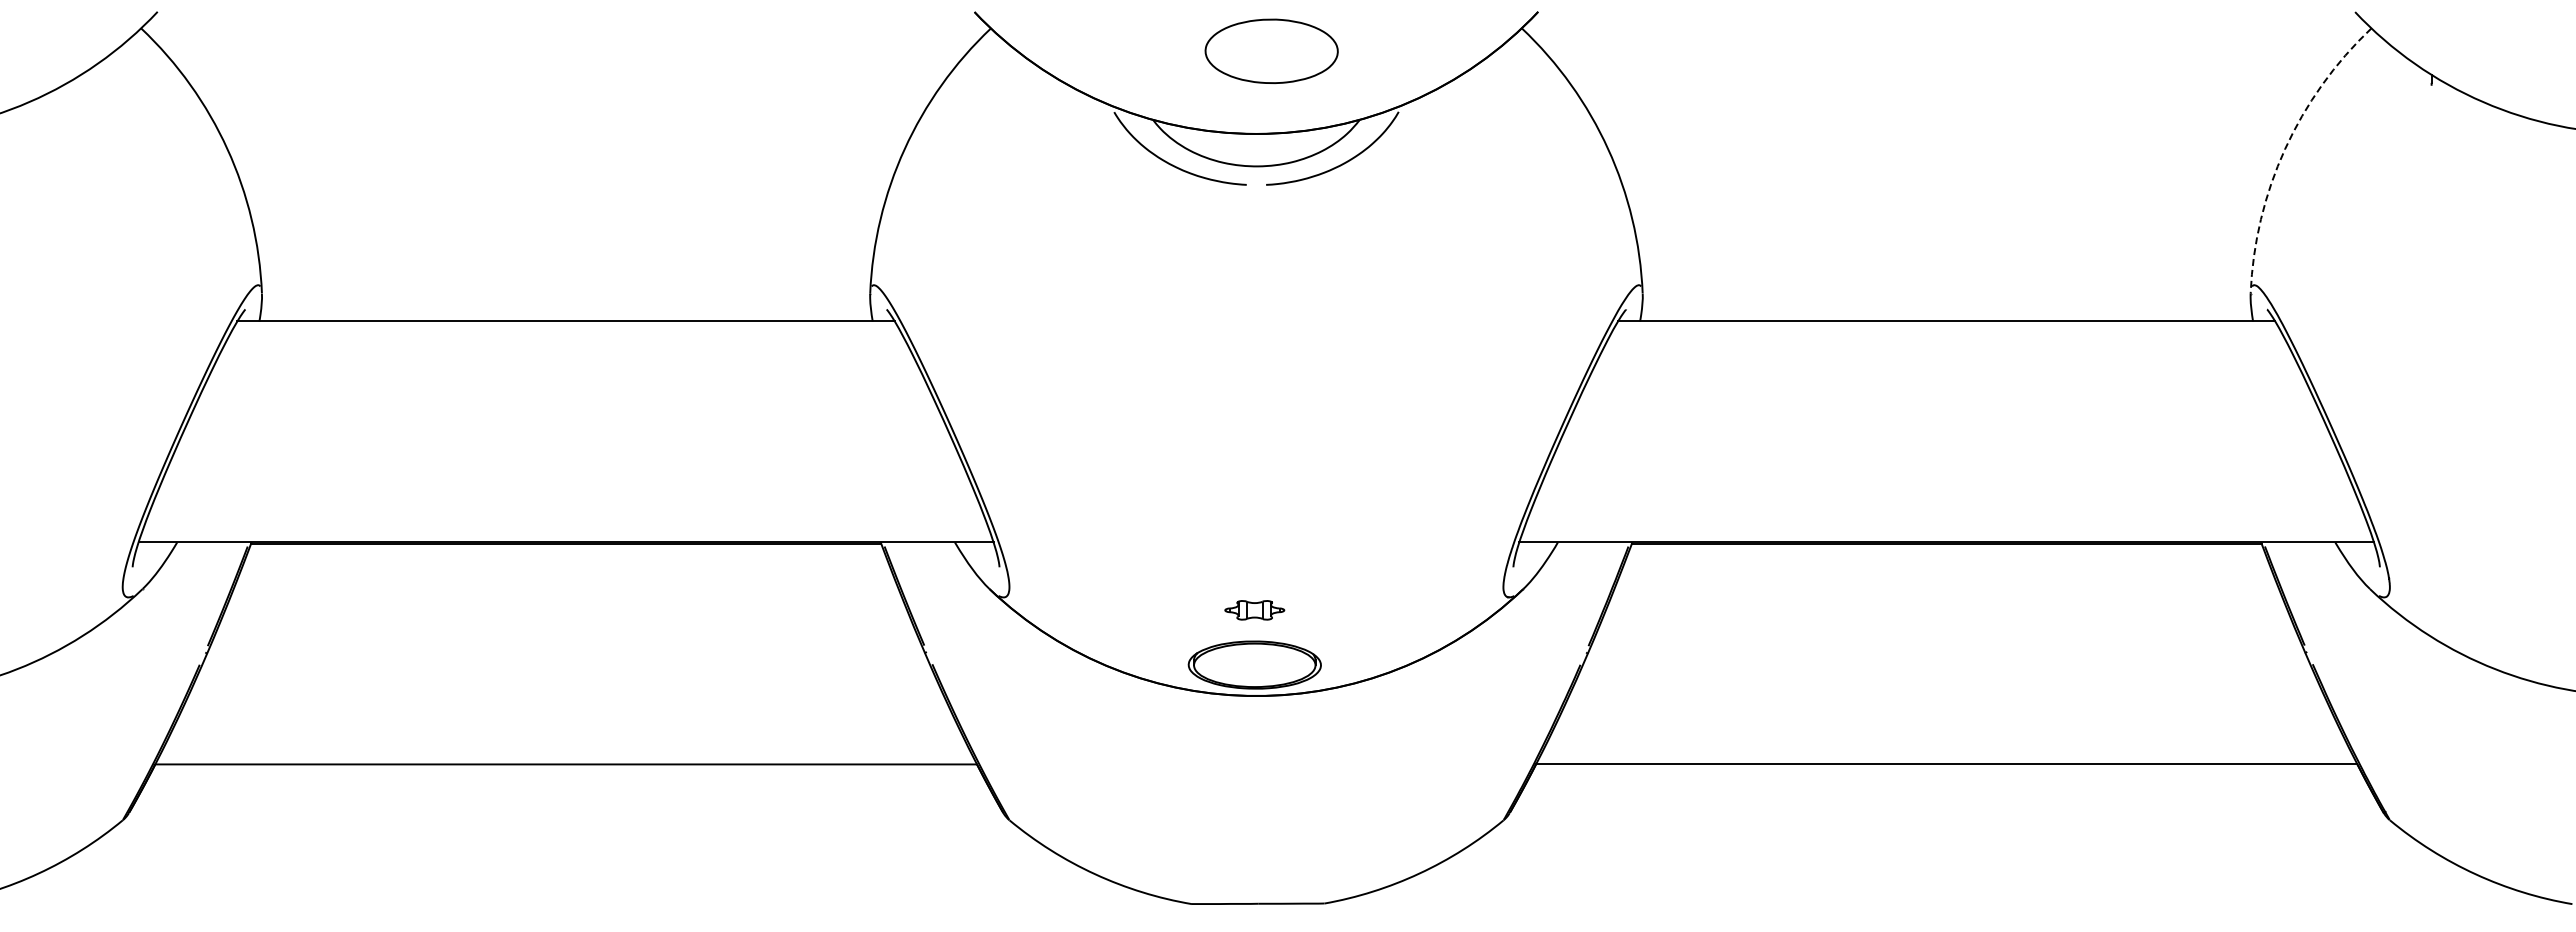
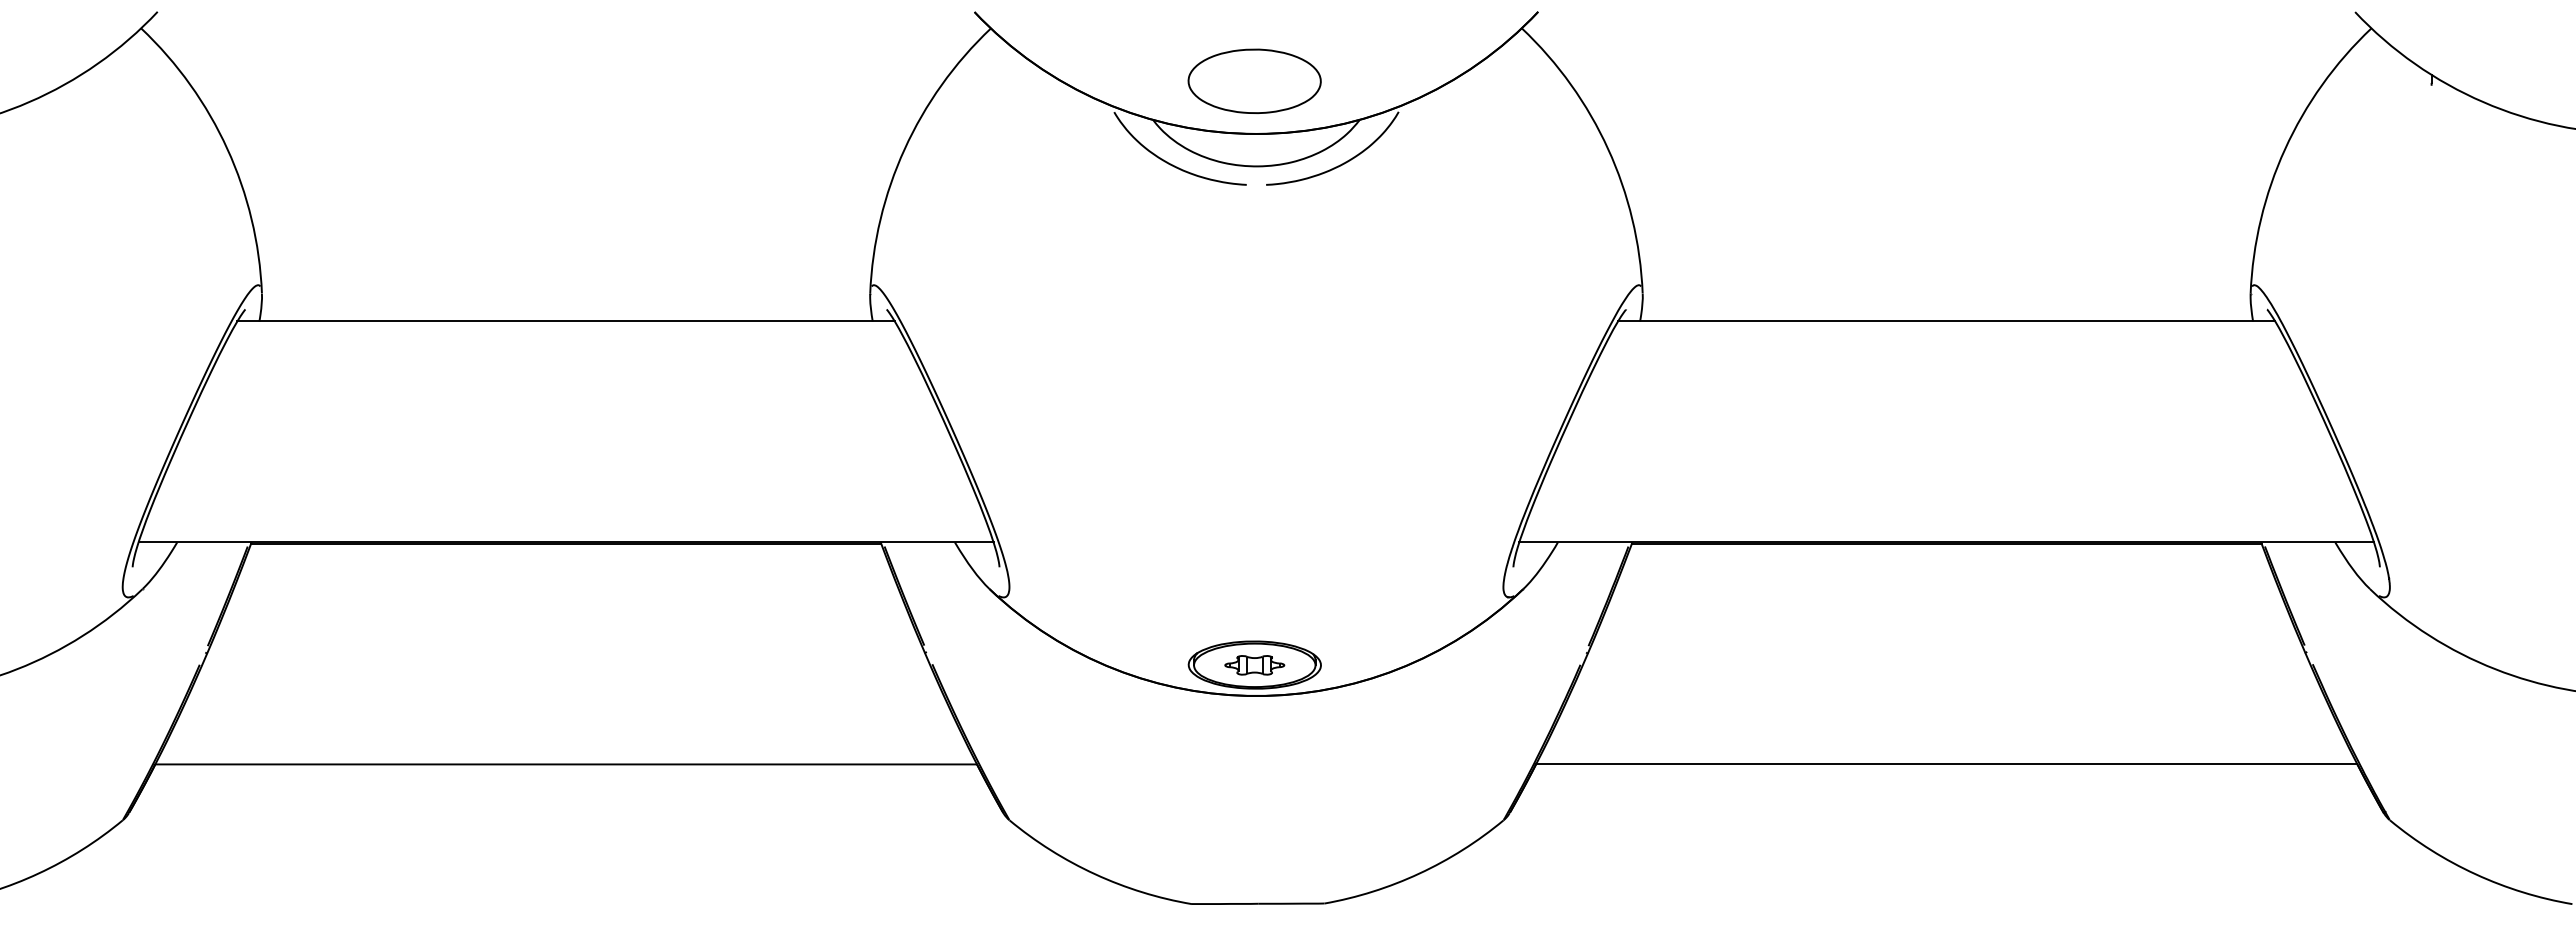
part position: (1271, 50) -> (1254, 80) (1254, 80)
arc: dashed -> solid (2285, 149)
part position: (1254, 610) -> (1254, 665) (1254, 665)
